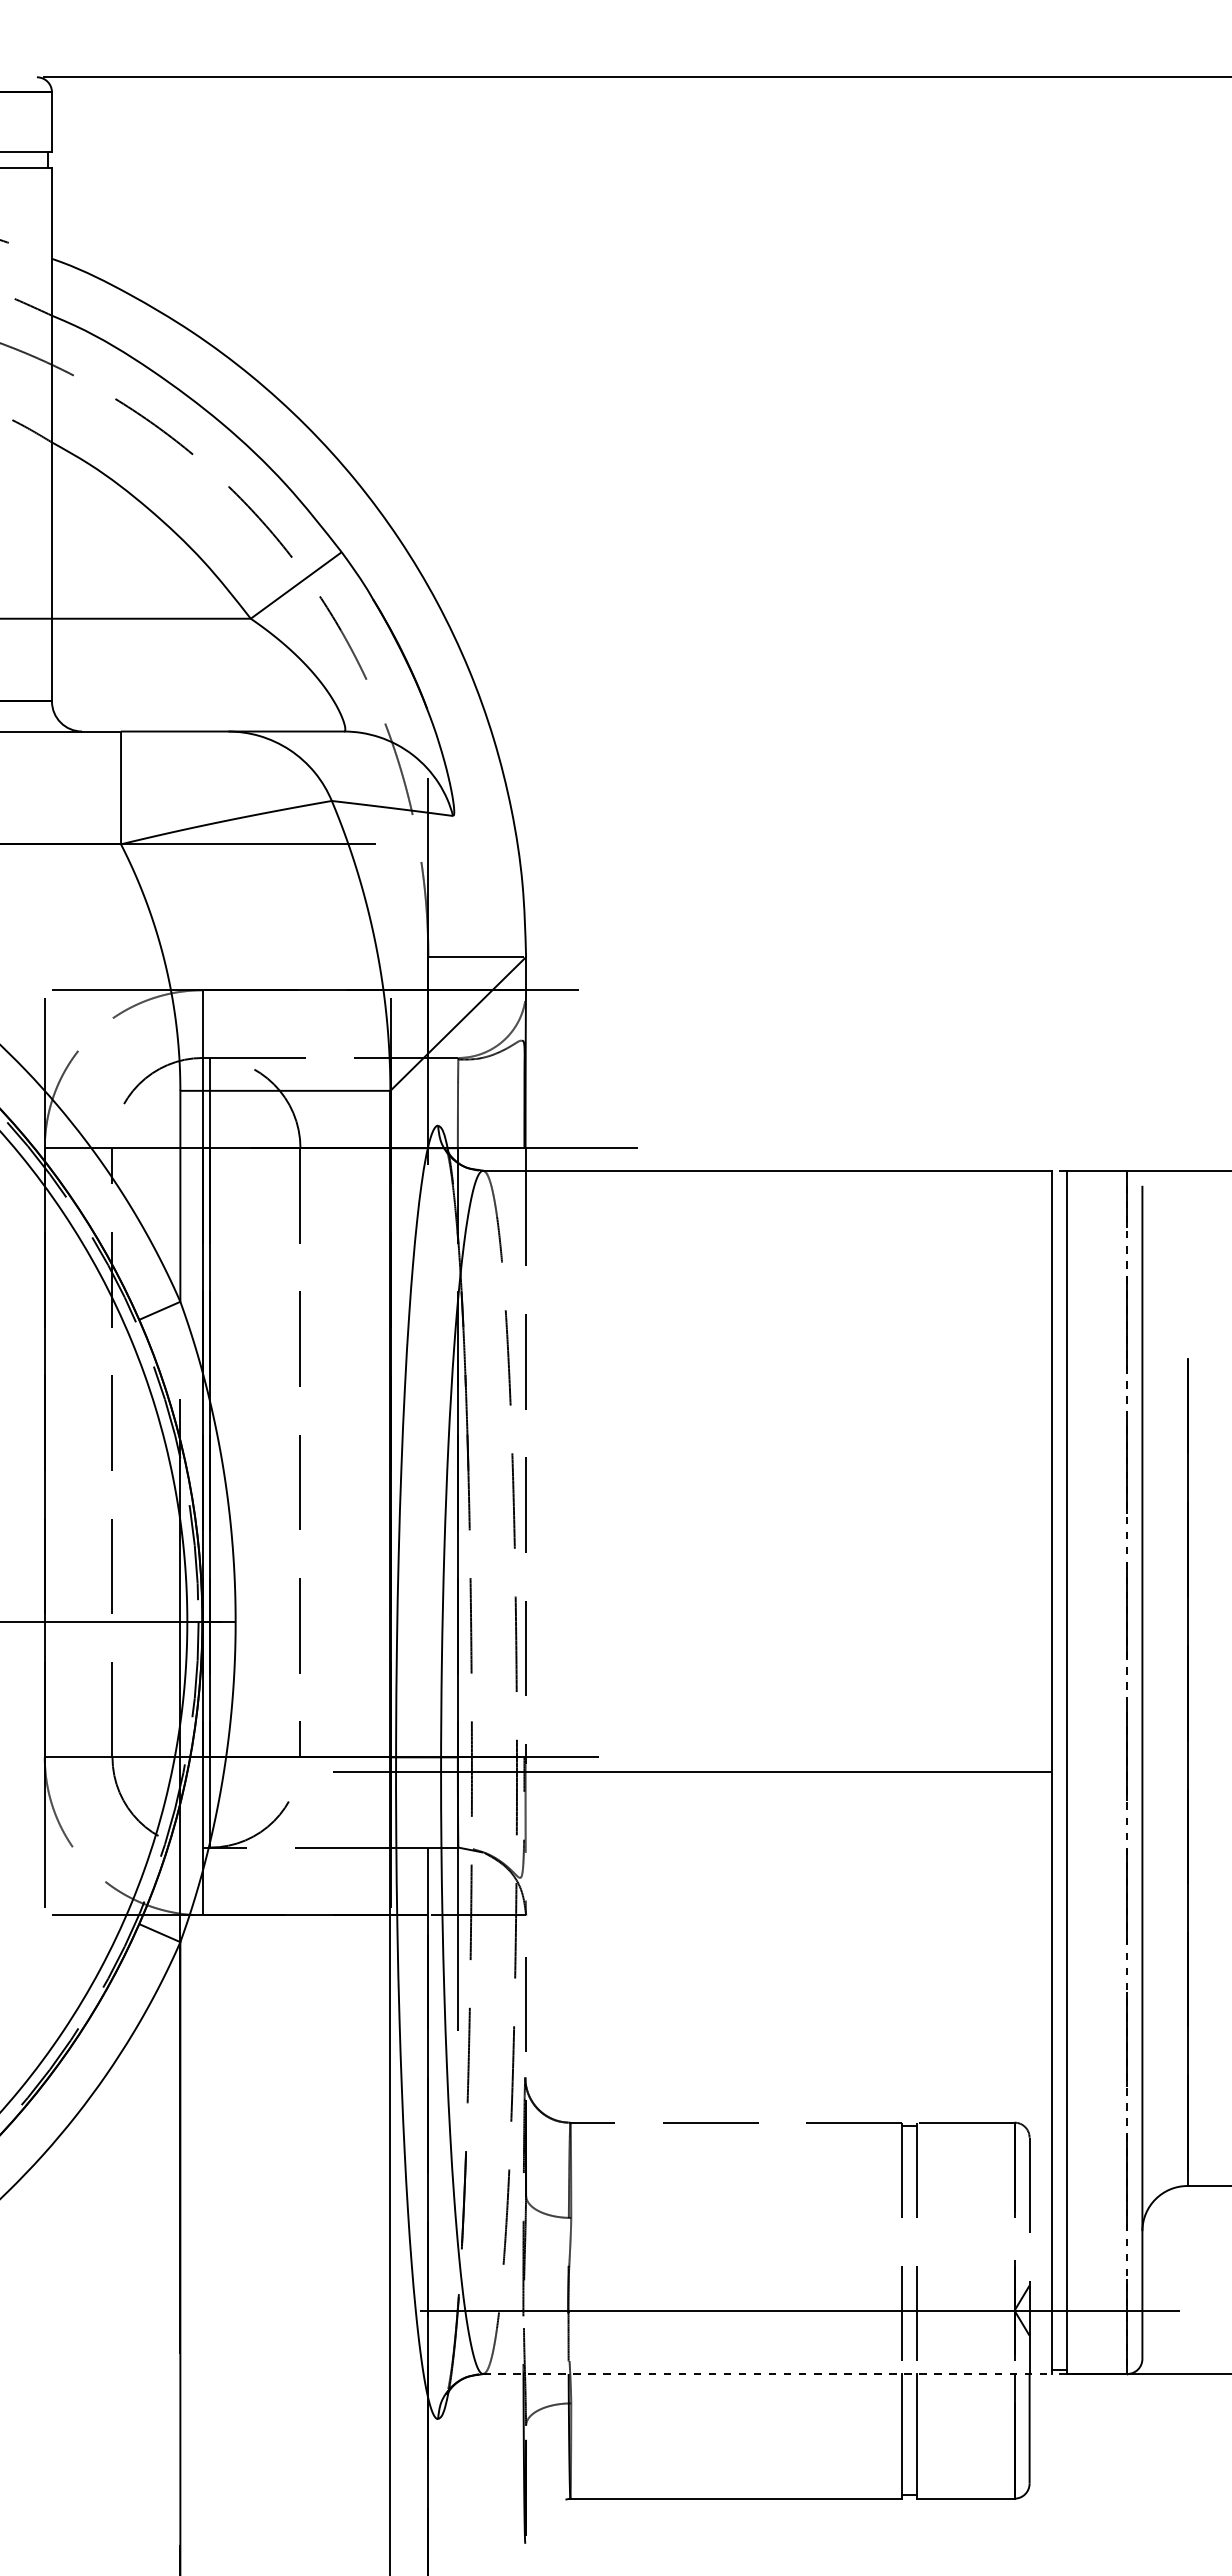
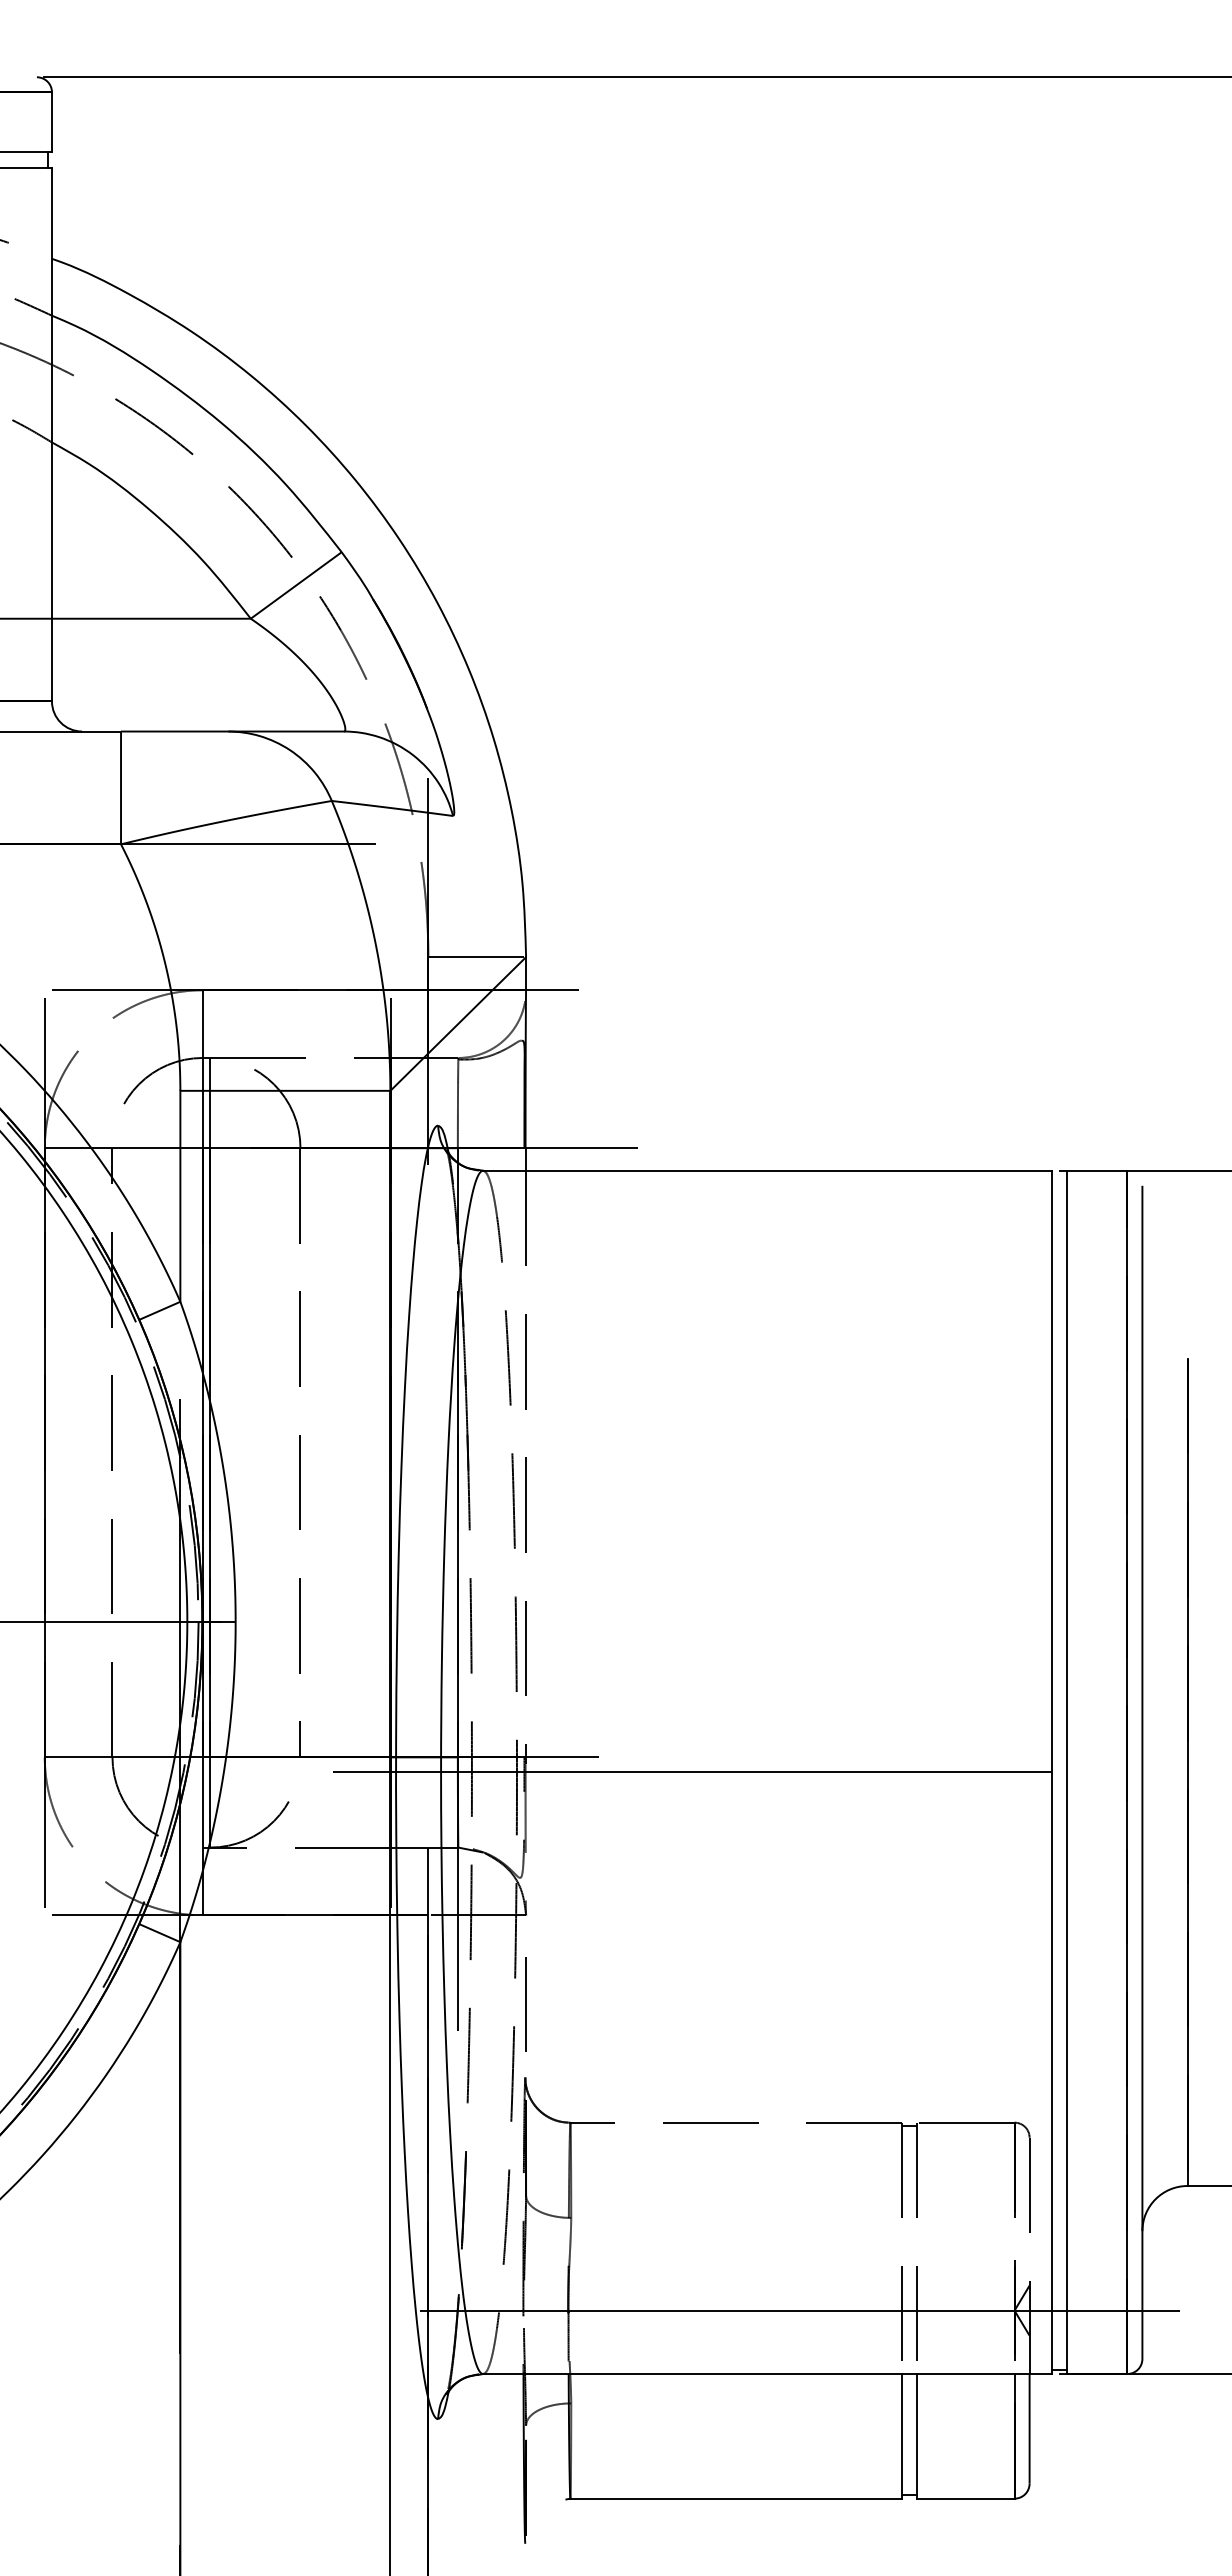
line: dashed -> solid (1127, 1772)
line: dashed -> solid (767, 2374)
